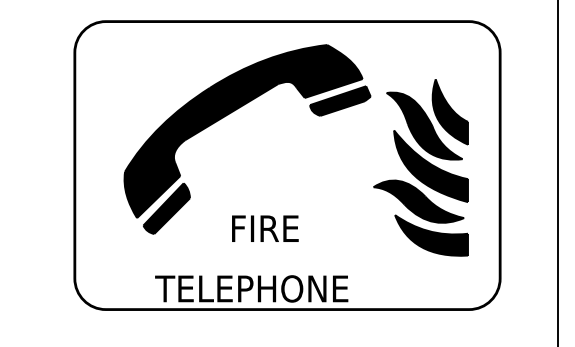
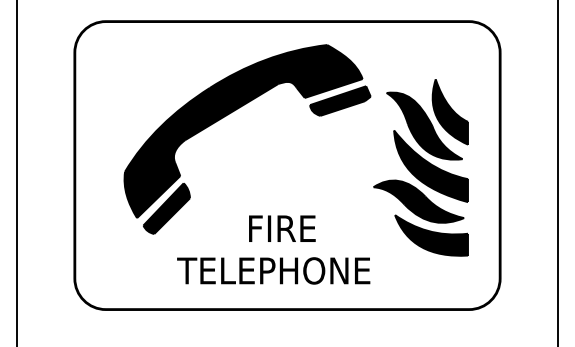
line: none -> present (17, 172)
text position: (265, 228) -> (282, 228) (282, 228)
text position: (251, 288) -> (273, 270) (273, 270)
